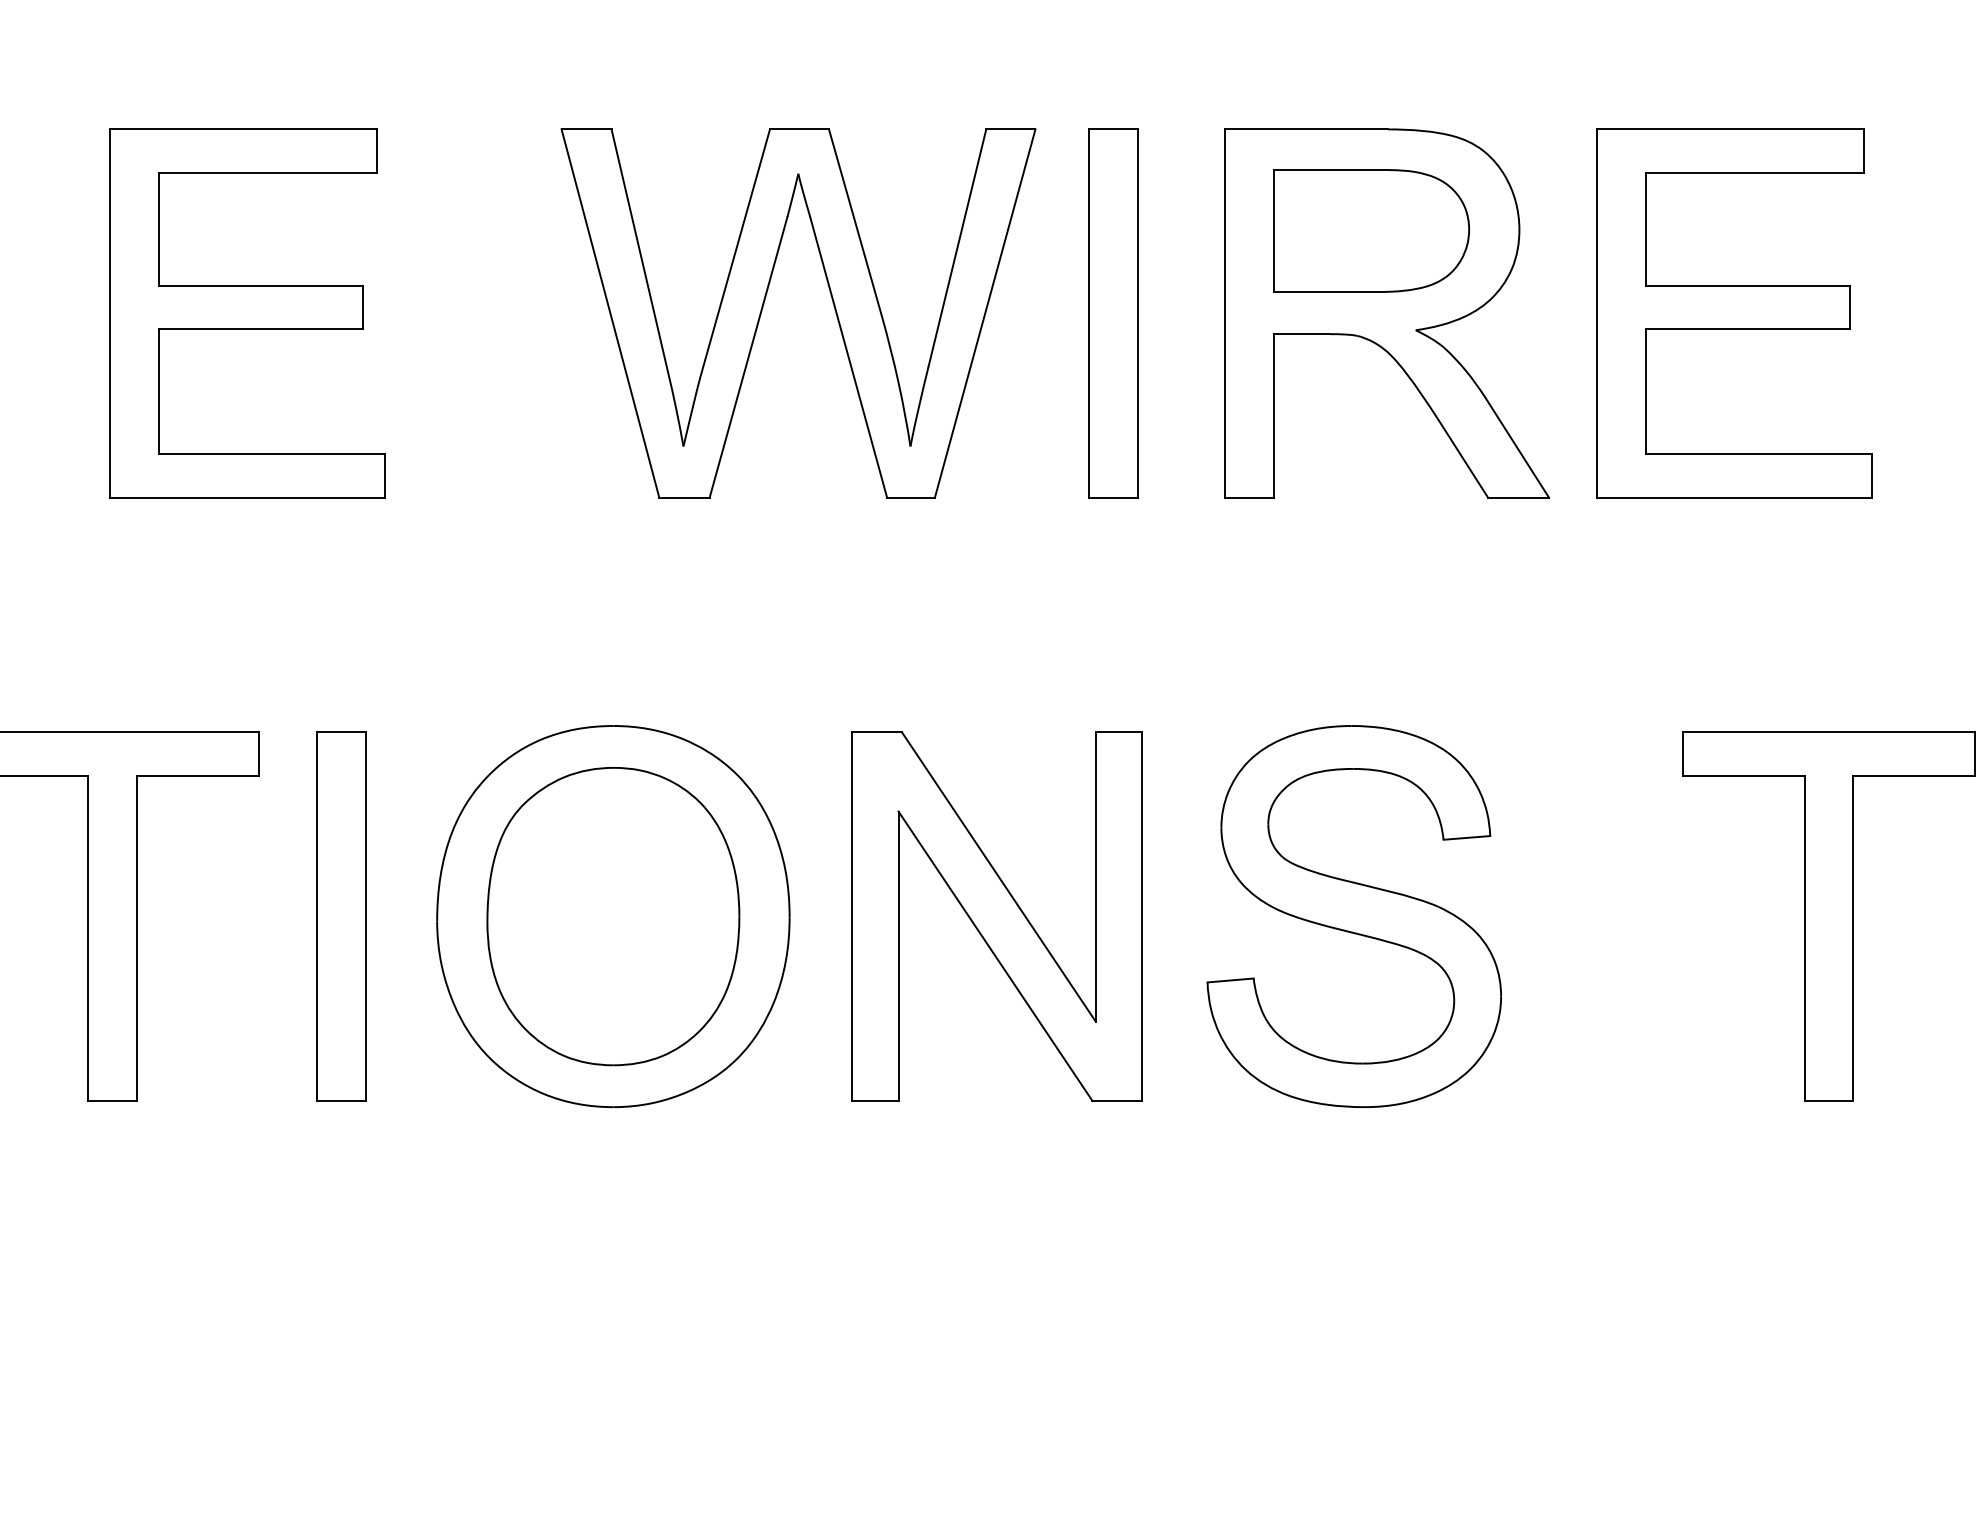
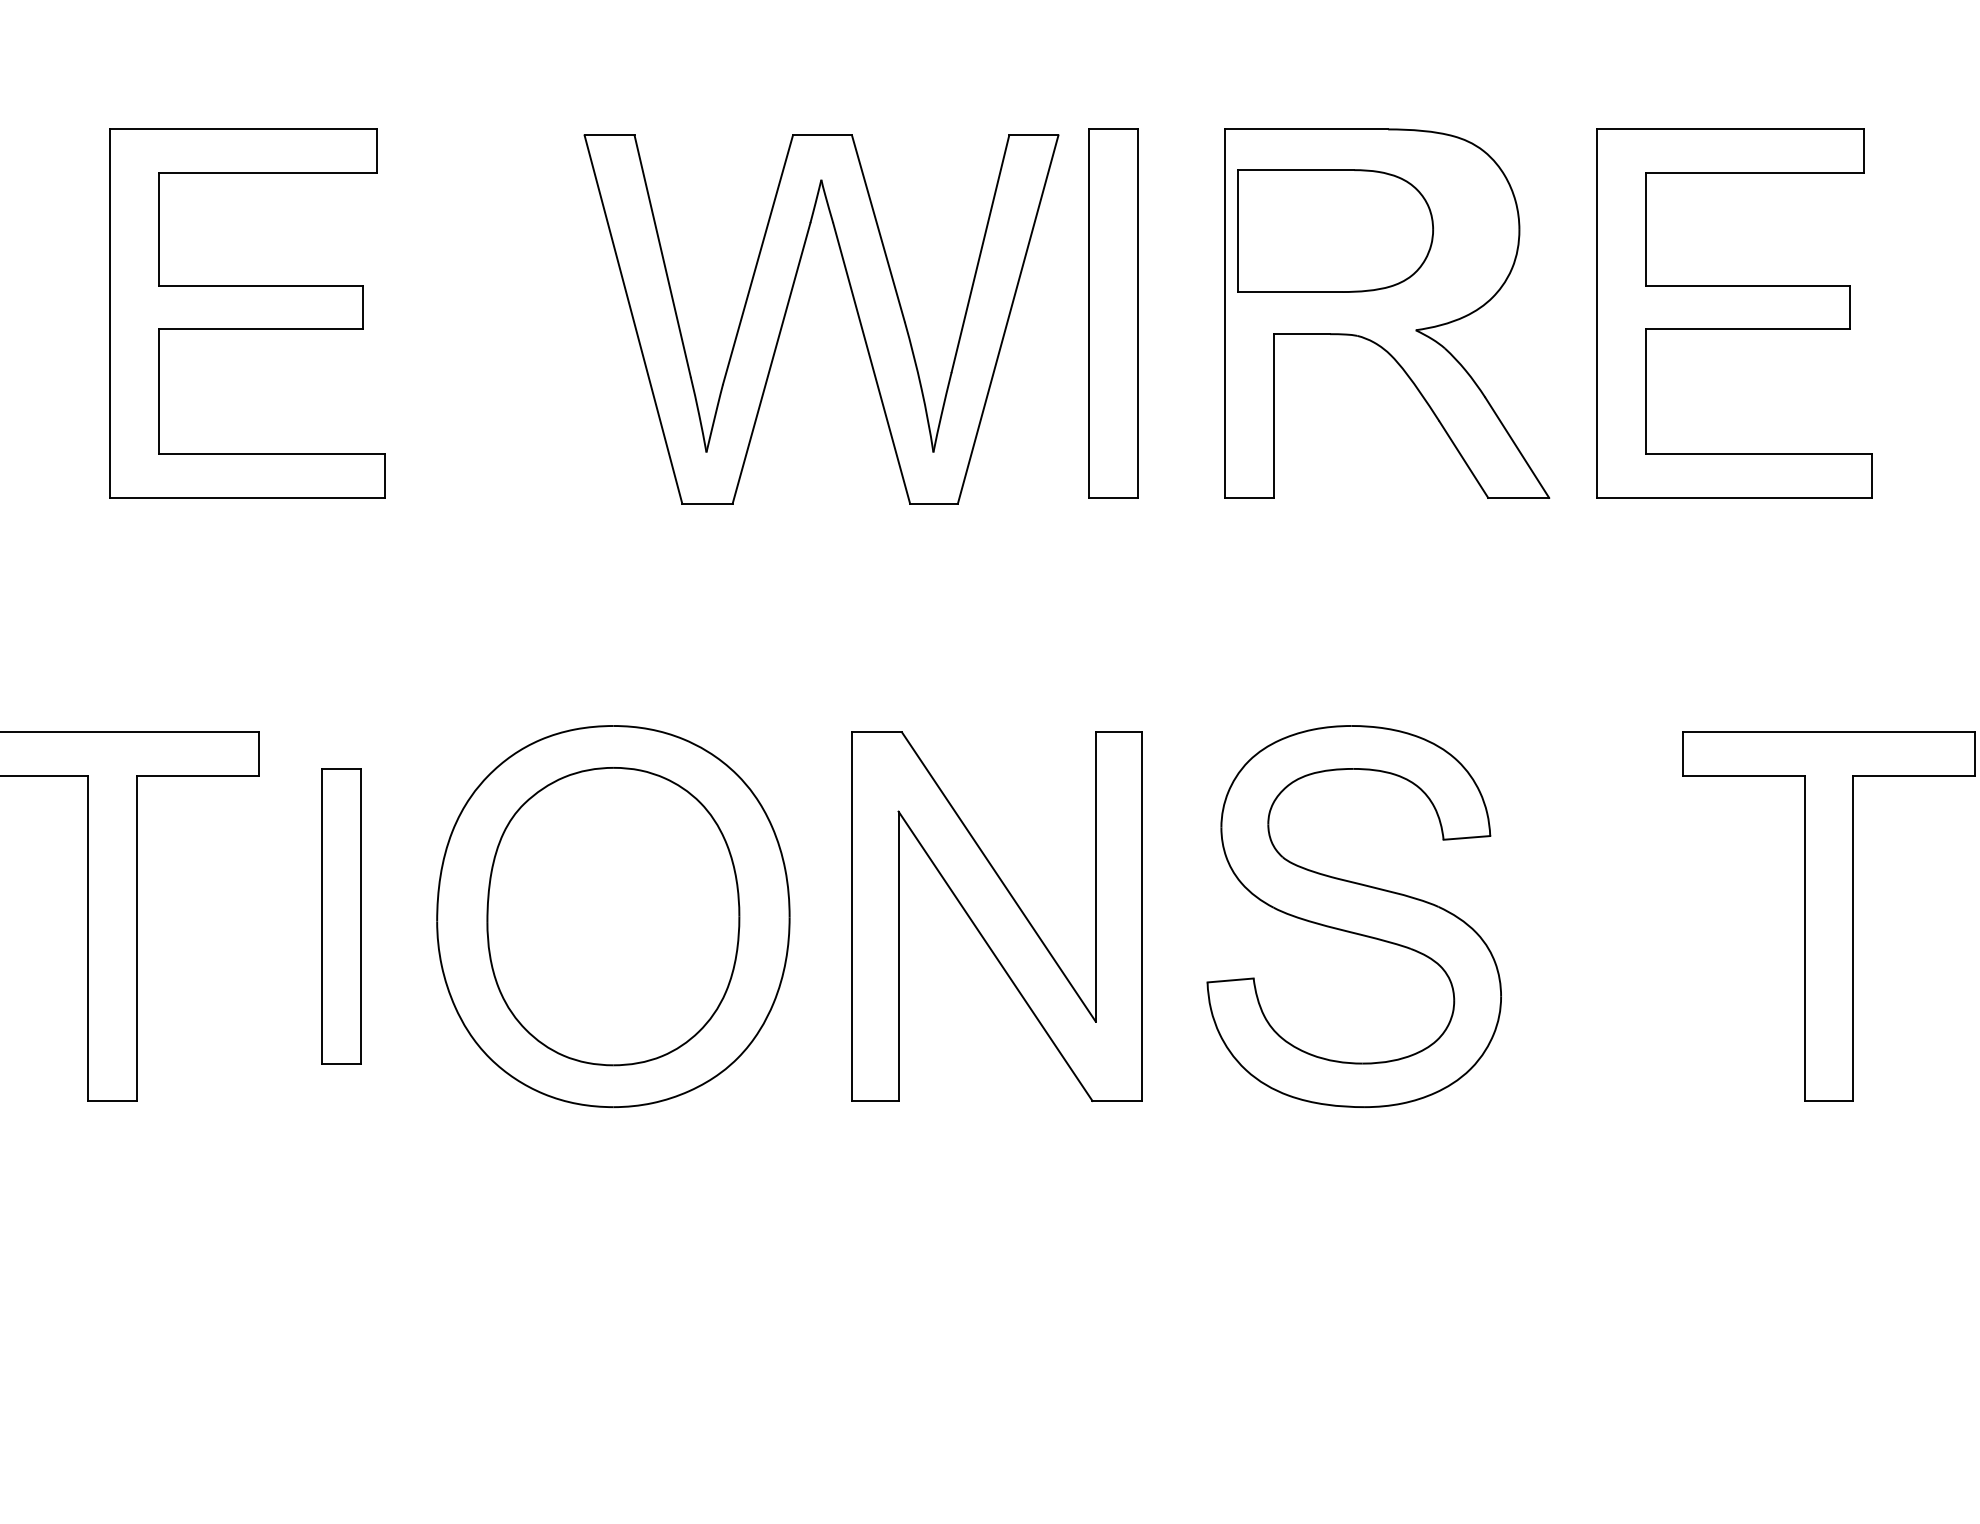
part position: (1371, 230) -> (1335, 230) (1335, 230)
part position: (764, 304) -> (787, 310) (787, 310)
part size: 51x371 px -> 41x297 px (341, 916)
